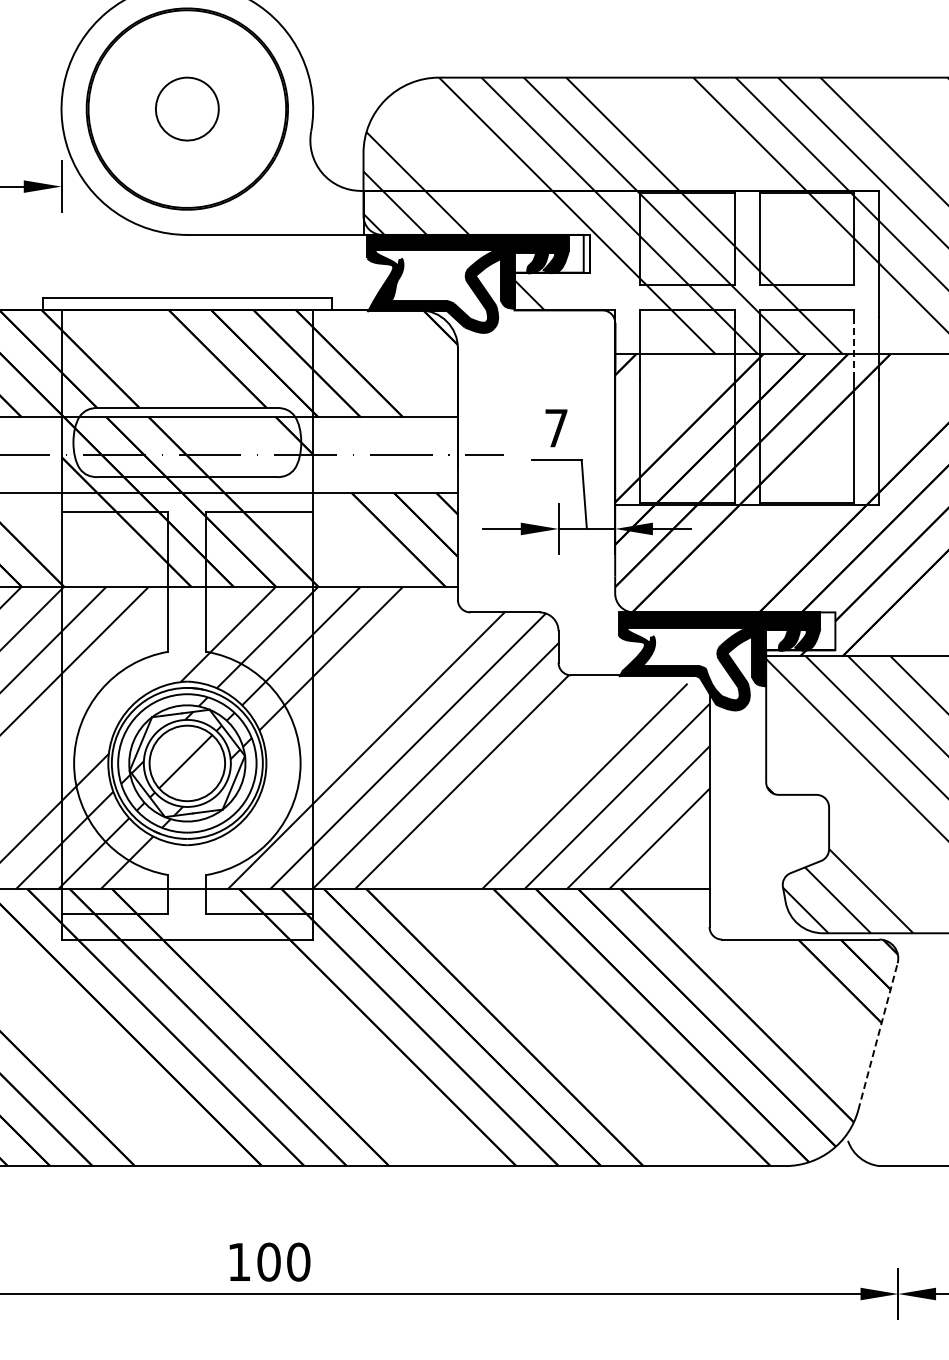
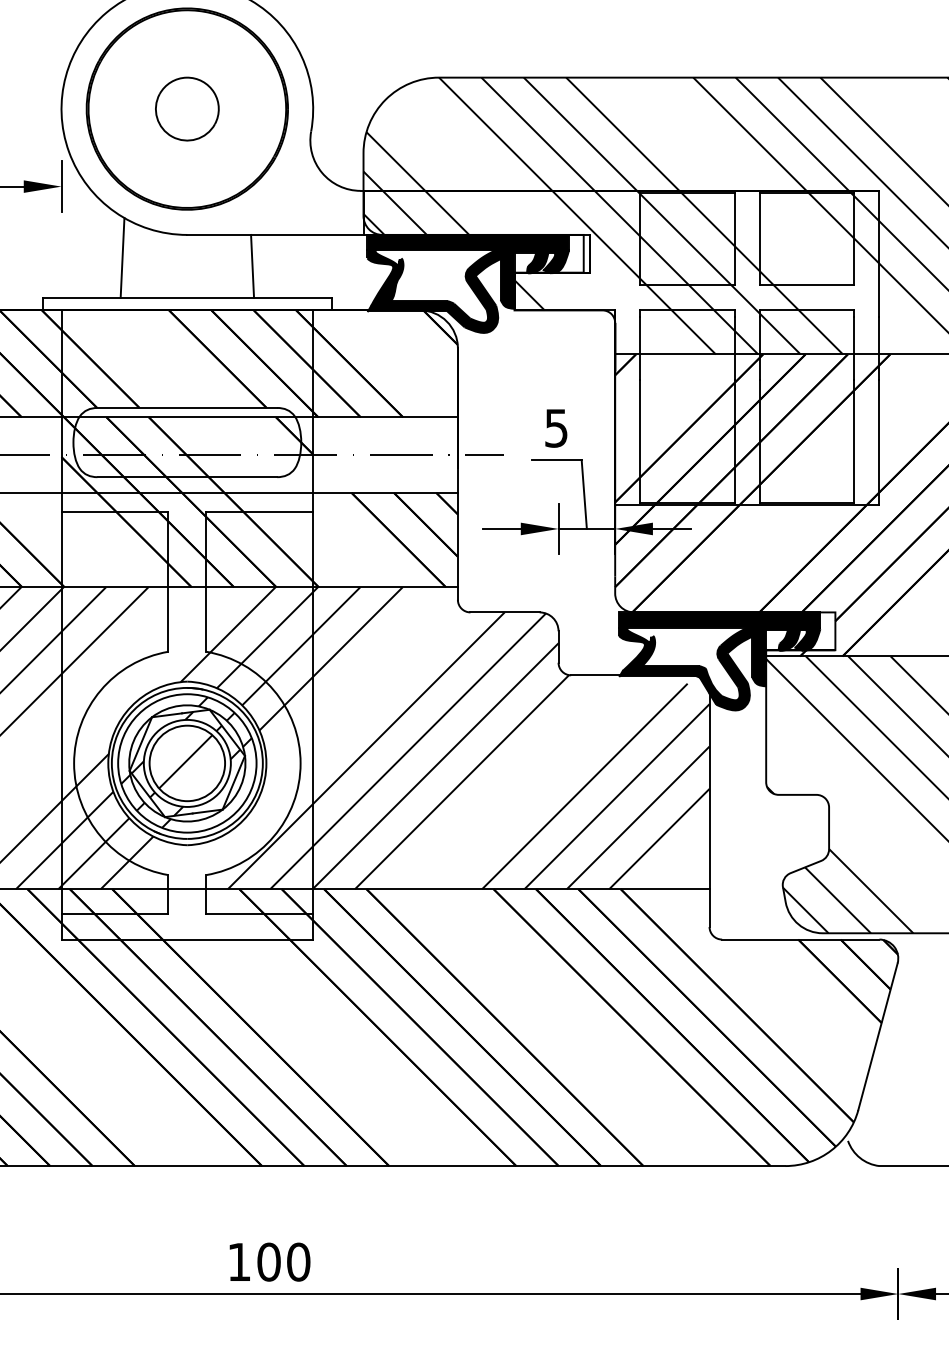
line: none -> present (122, 257)
line: none -> present (252, 265)
line: dashed -> solid (854, 348)
text: 7 -> 5 (556, 428)
line: dashed -> solid (877, 1036)
